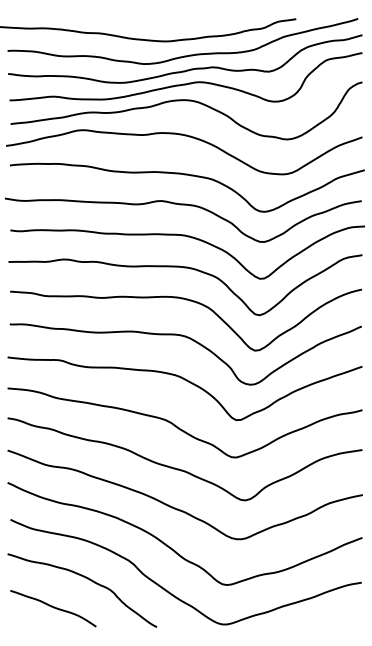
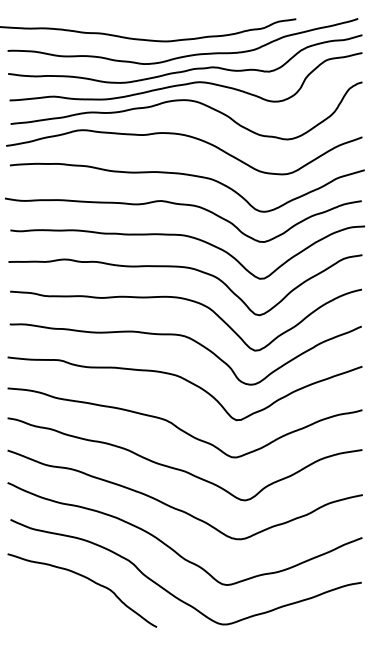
curve: present -> none (53, 608)
